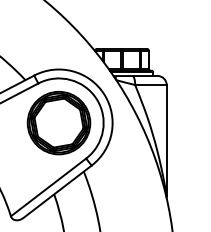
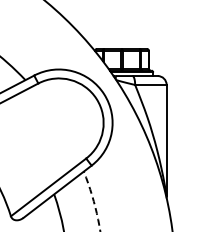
part: present -> none (58, 123)
arc: solid -> dashed (93, 201)
